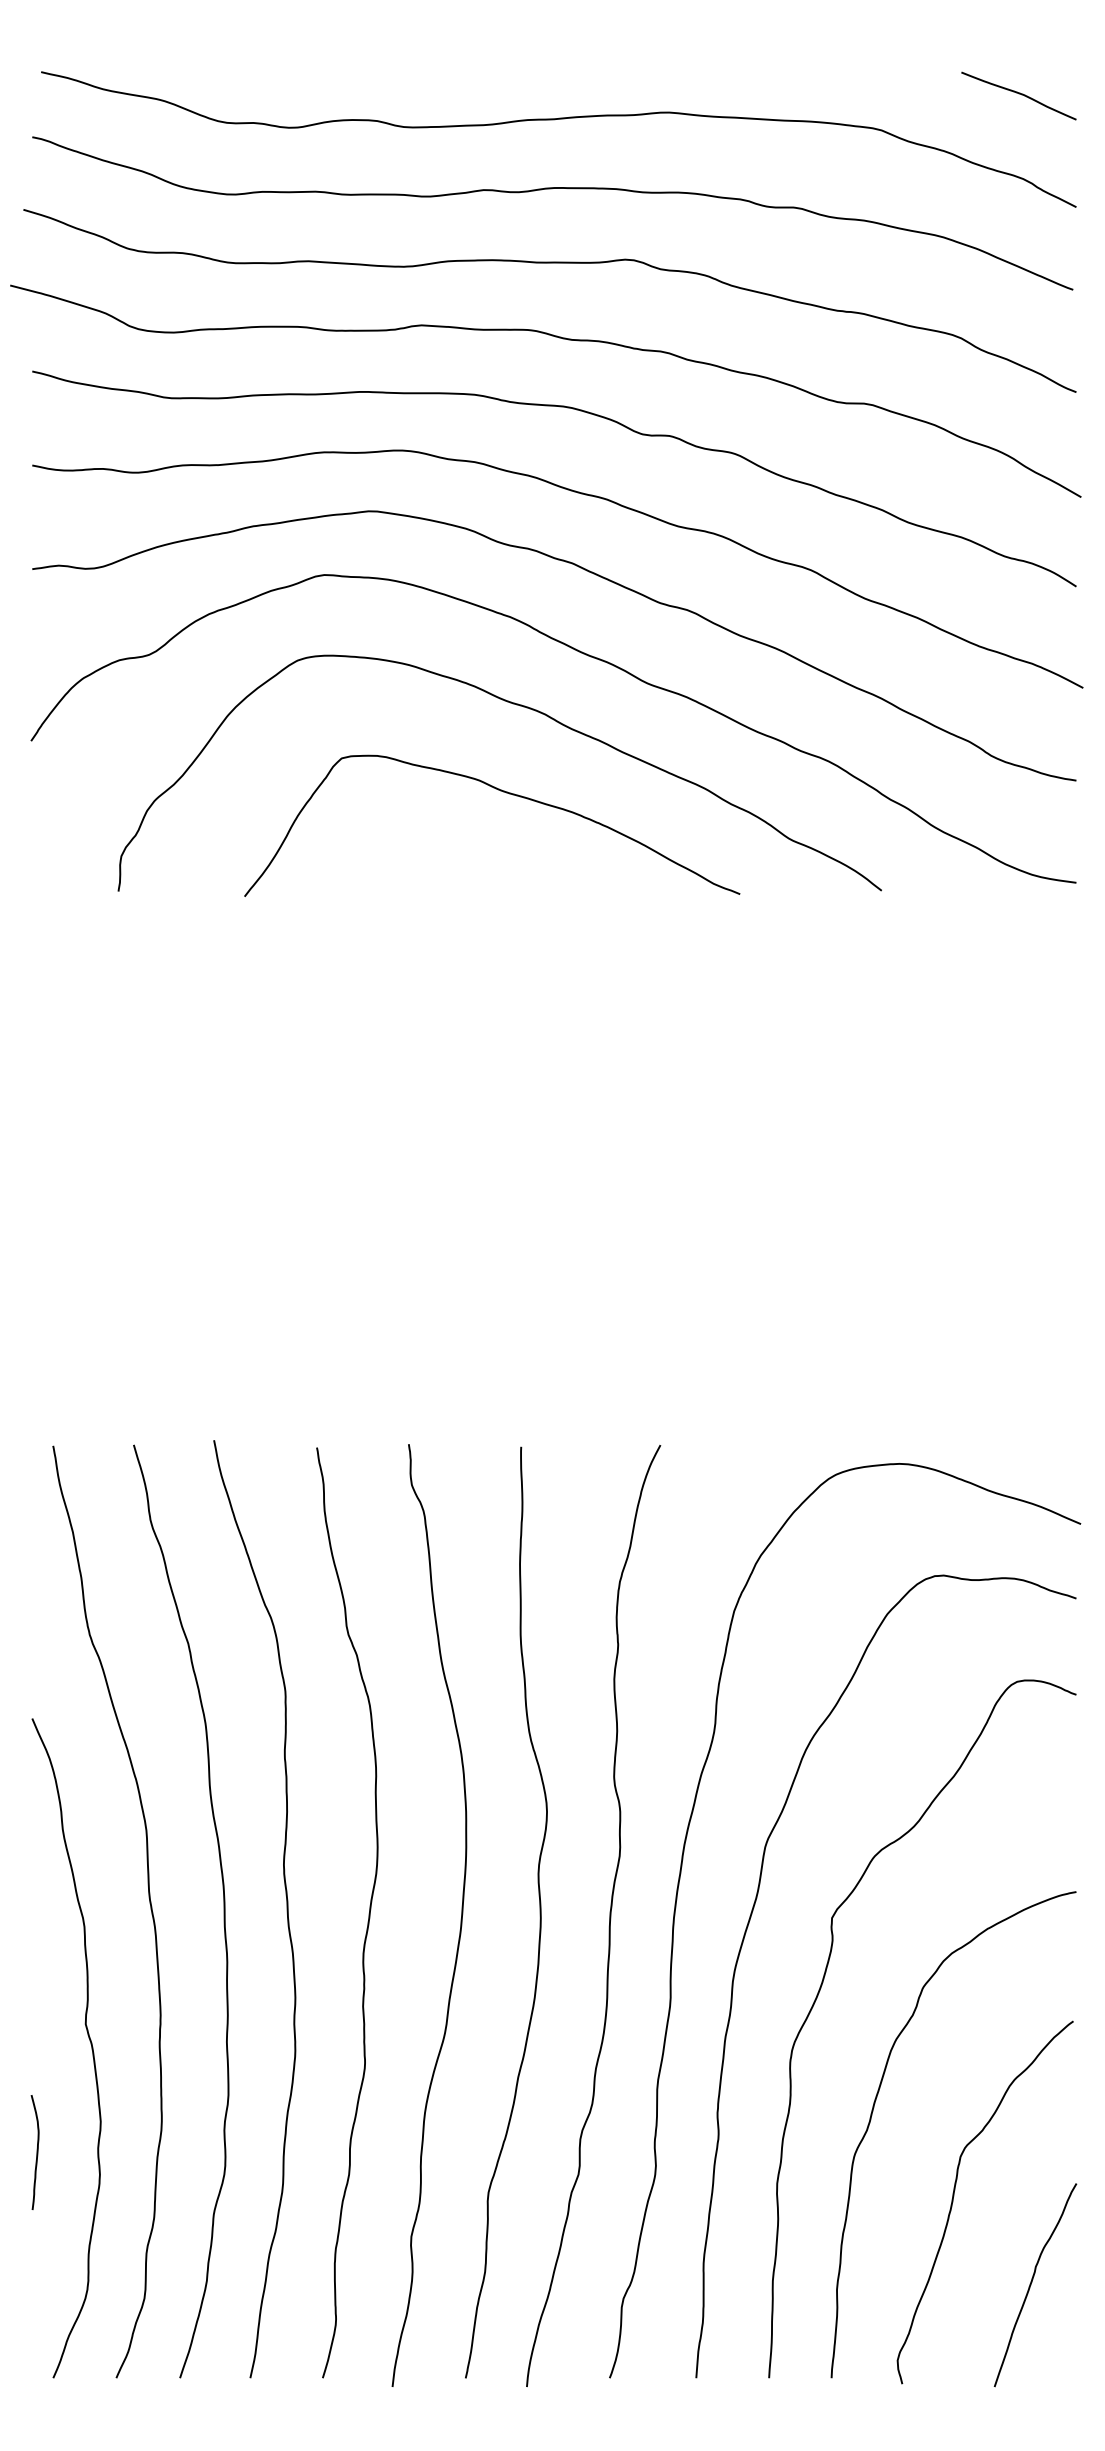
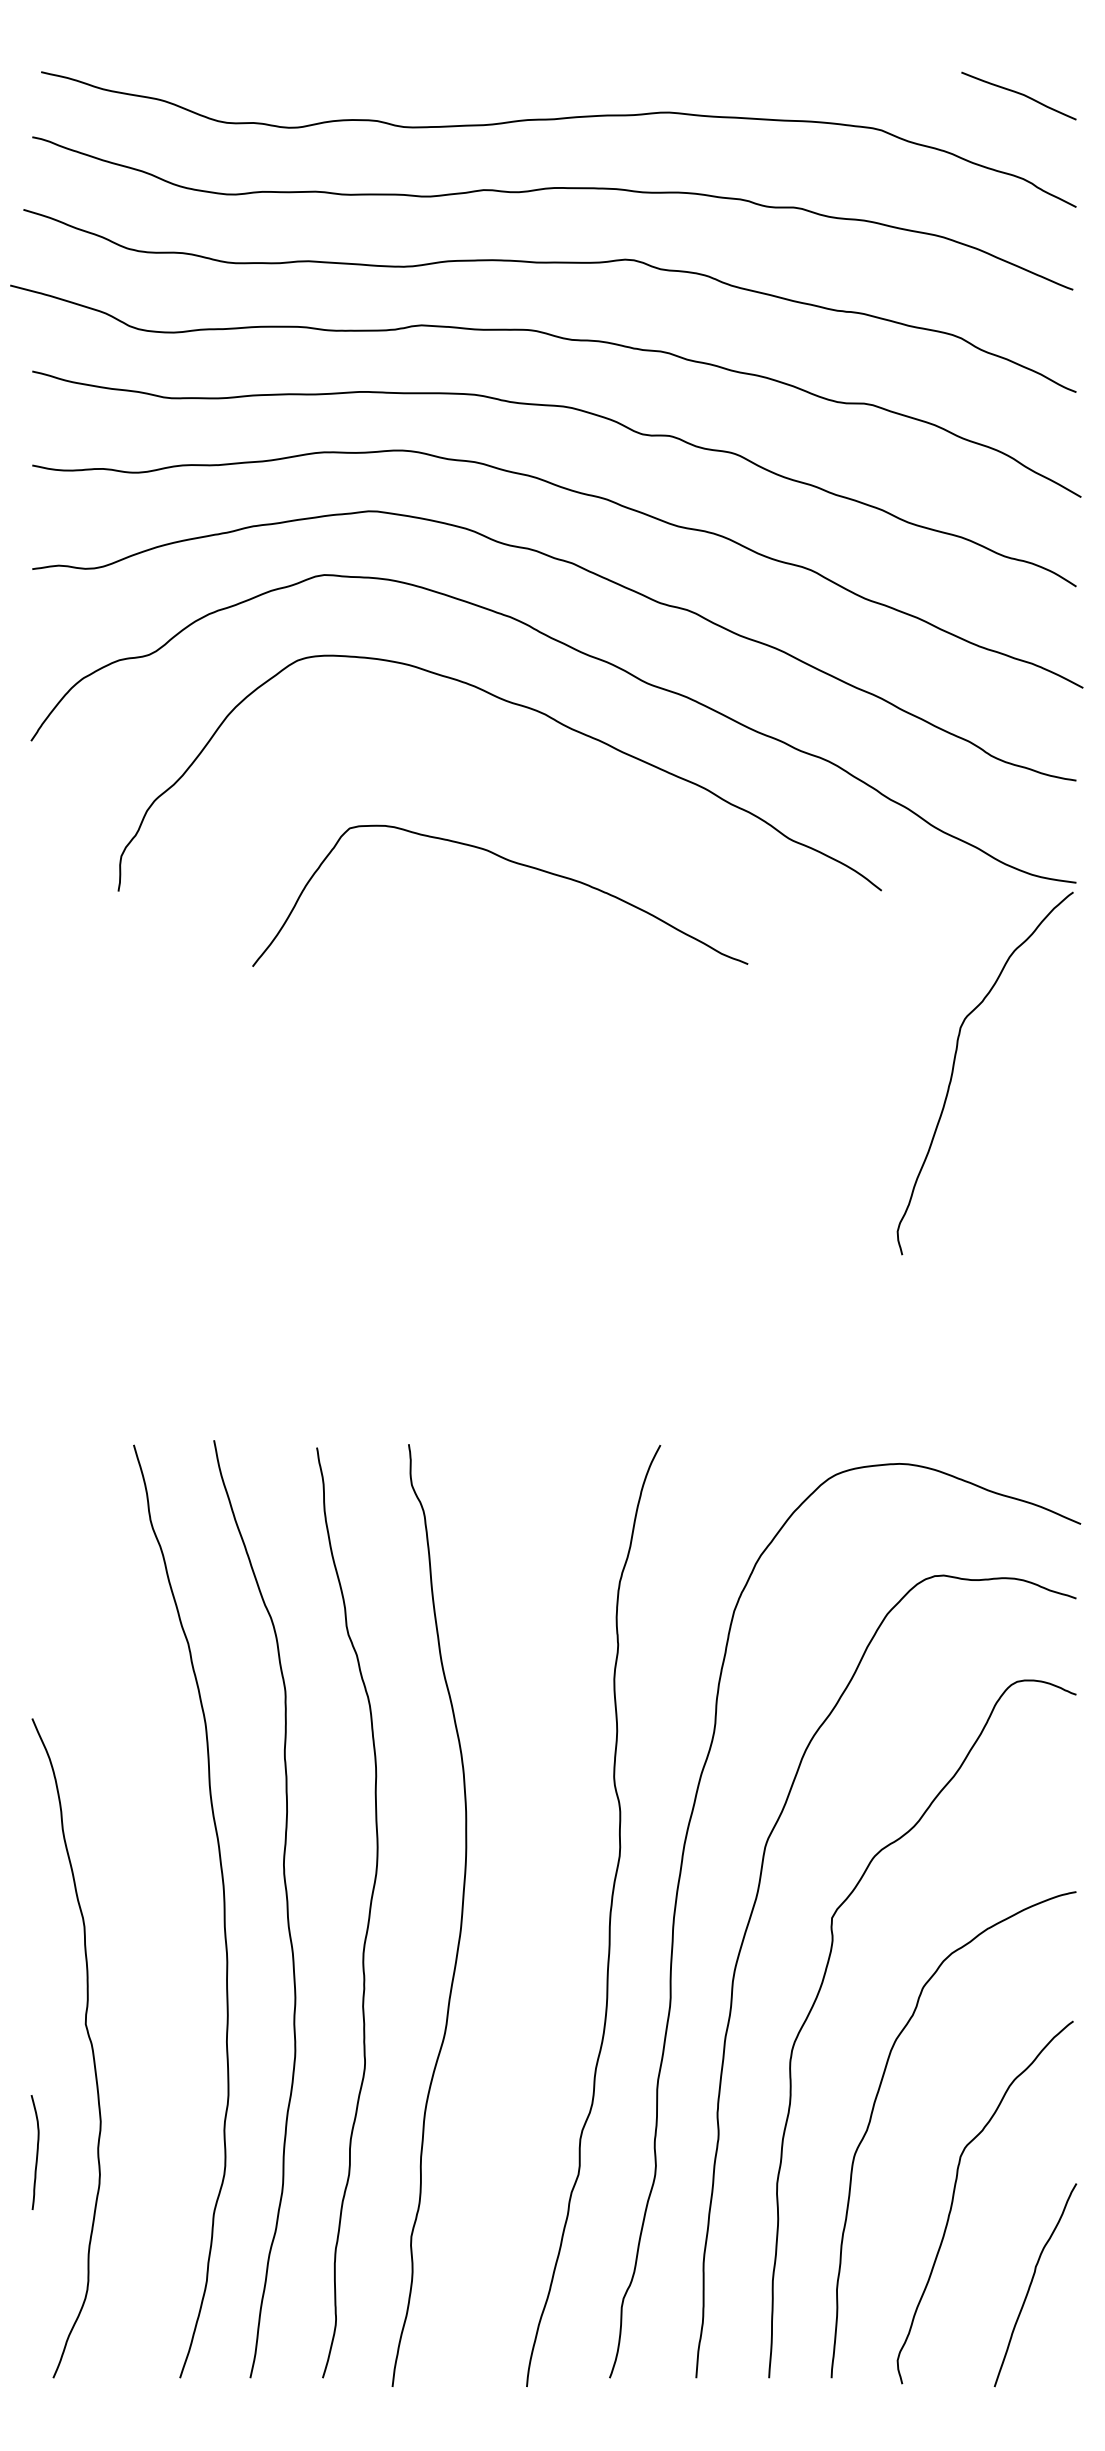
curve position: (503, 792) -> (511, 862) (511, 862)
curve: none -> present (954, 1067)
curve: present -> none (149, 1903)
curve: present -> none (539, 1912)
